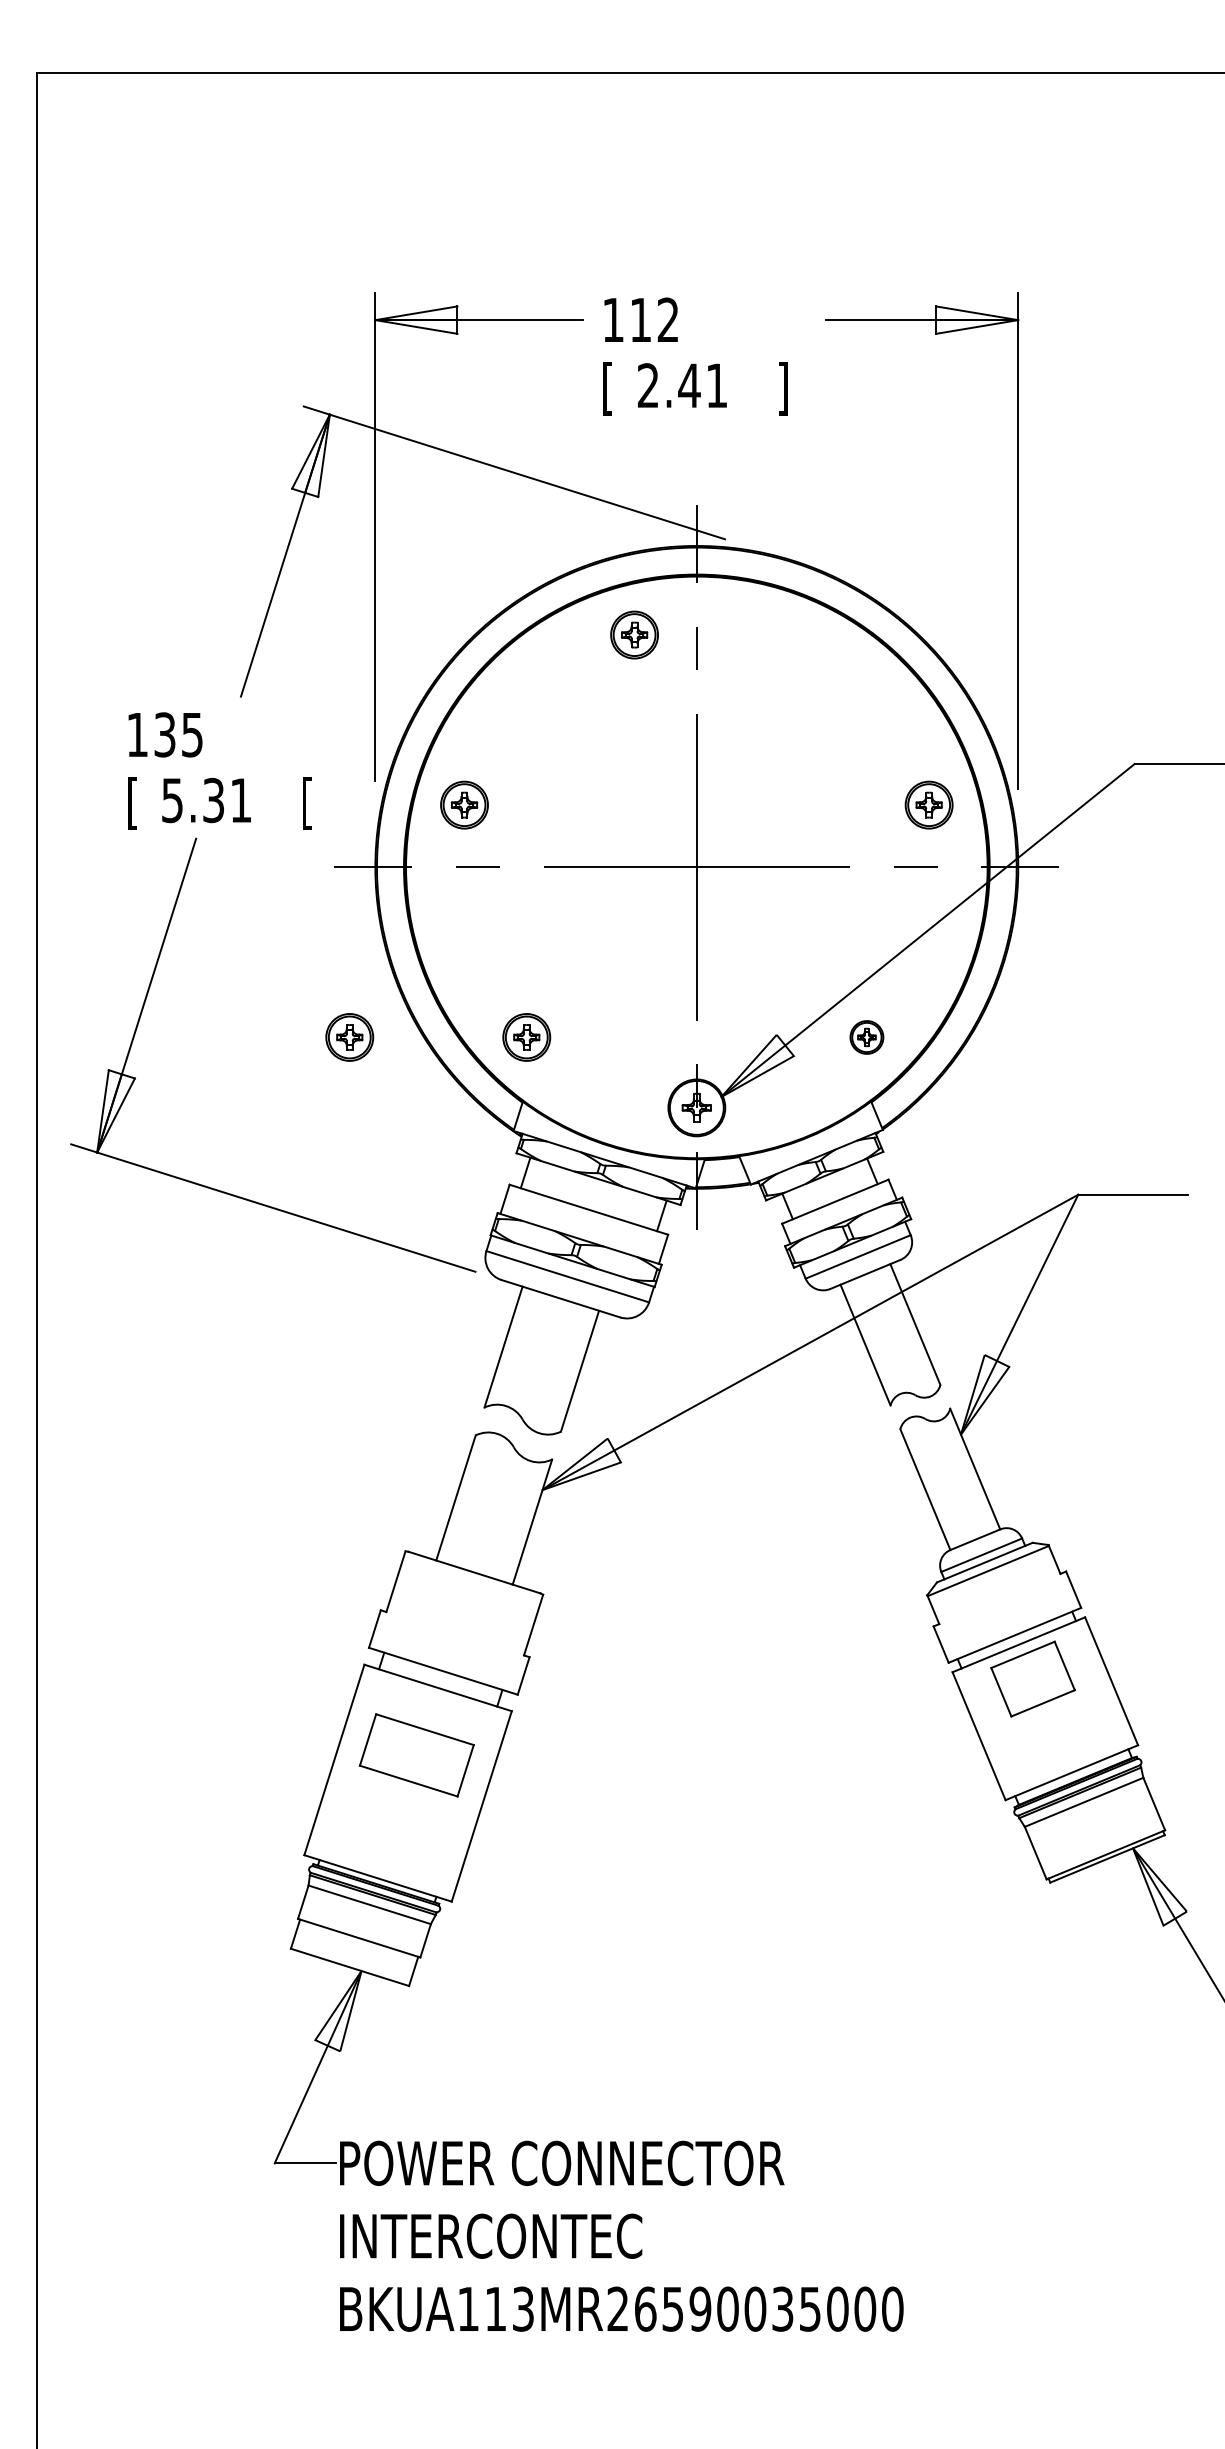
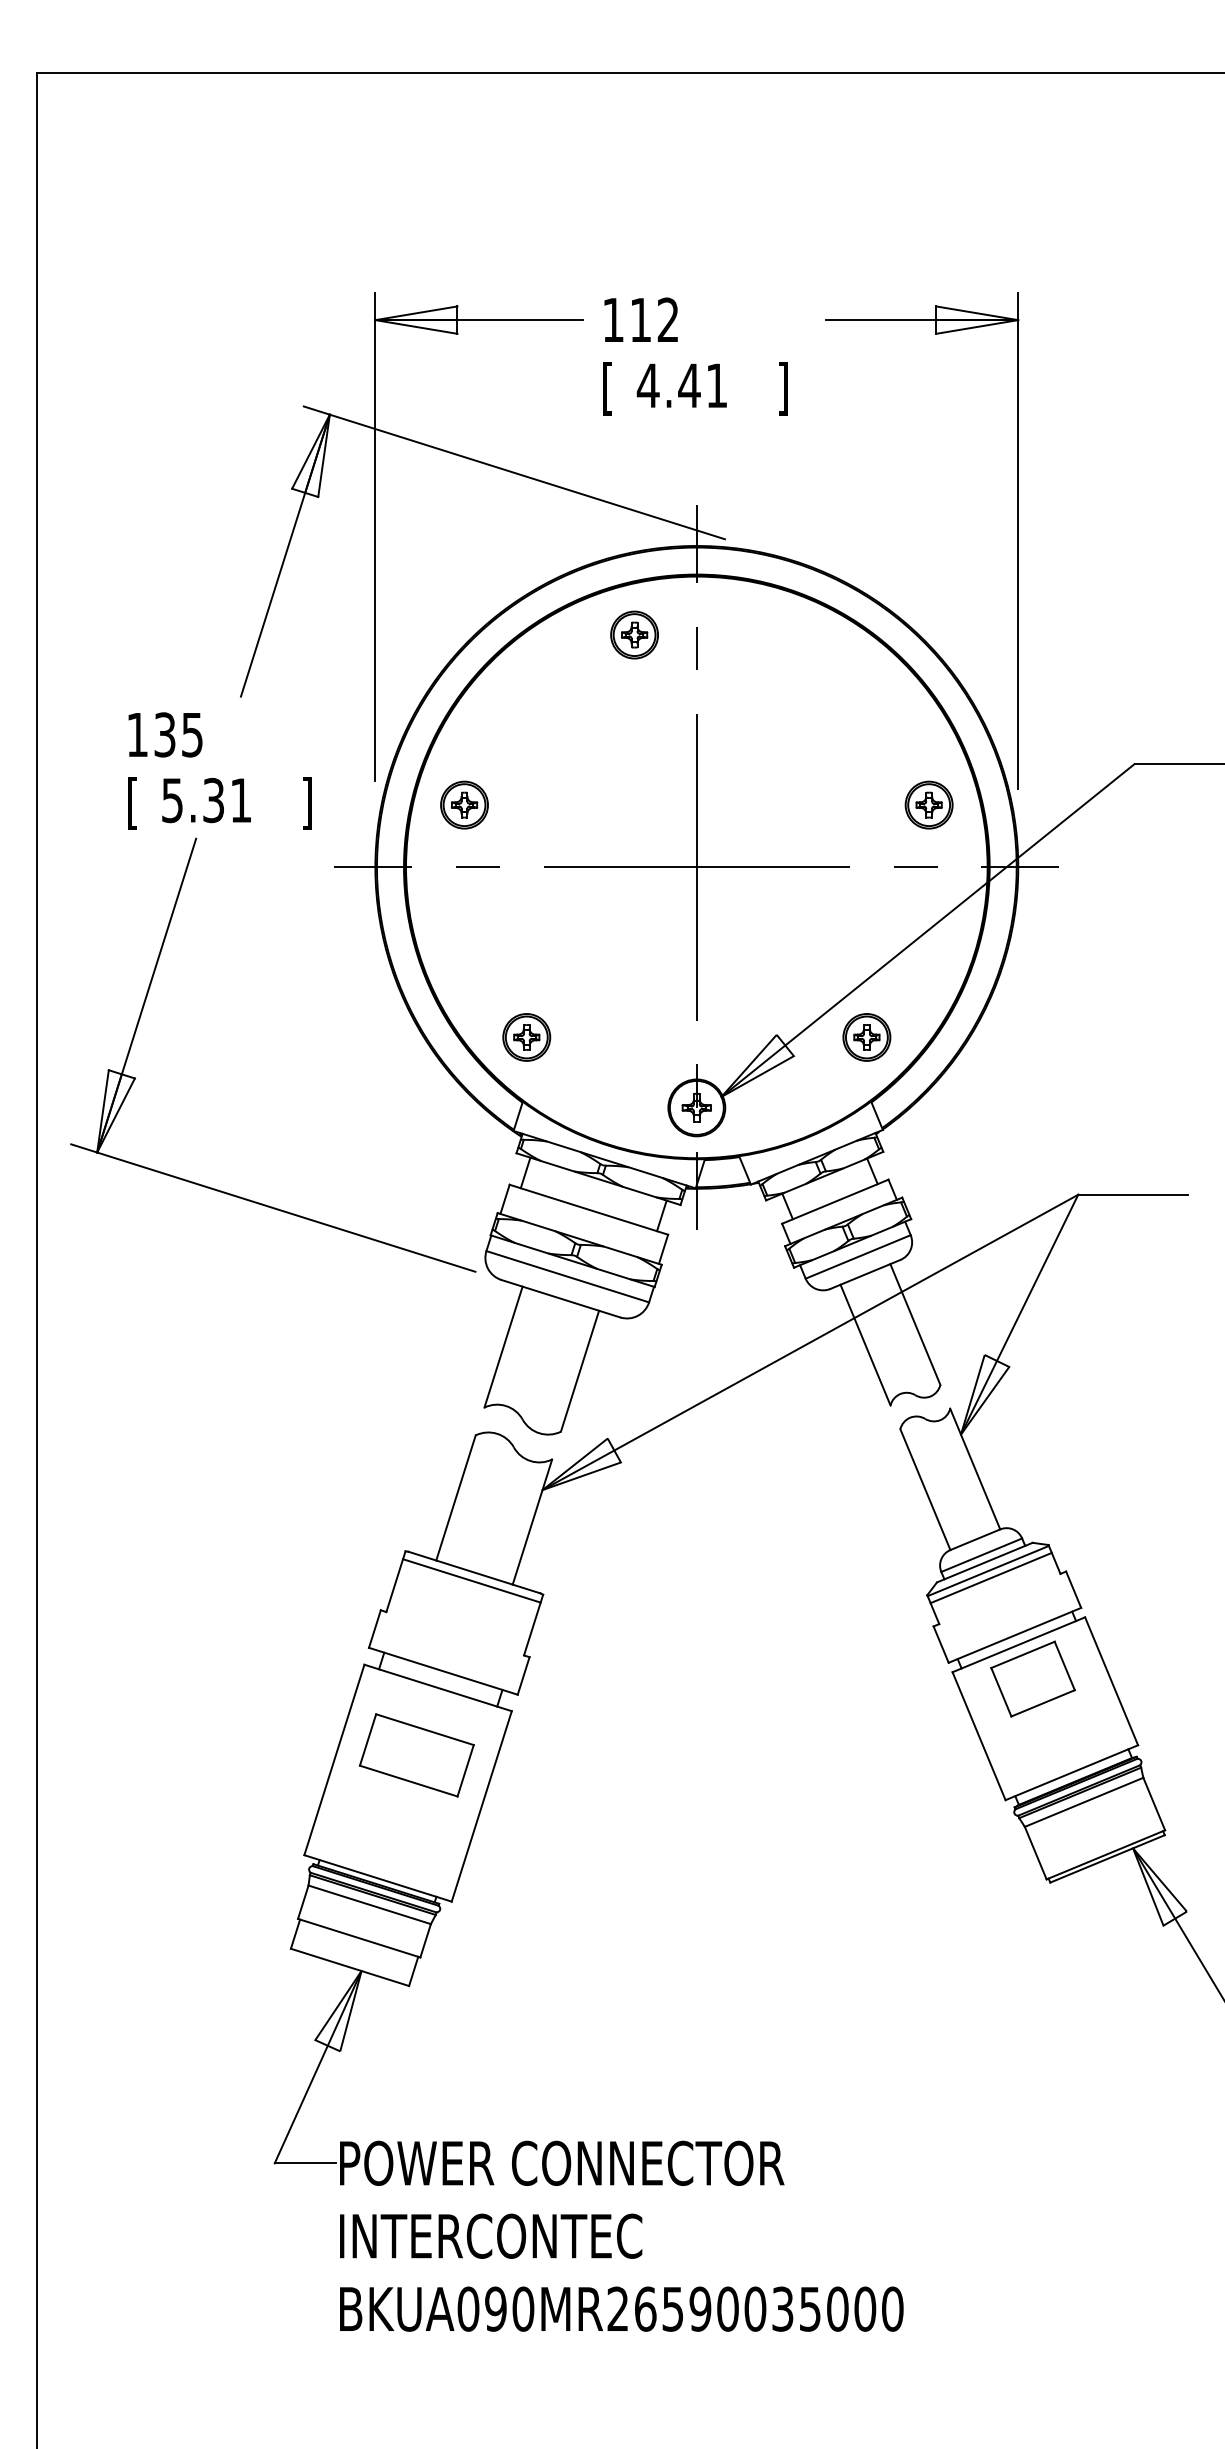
text: 2.41 -> 4.41 (647, 385)
text: [ -> ] (307, 803)
part: present -> none (349, 1037)
part size: 36x35 px -> 50x49 px (866, 1037)
line: none -> present (990, 1577)
line: none -> present (471, 1580)
text: BKUA113MR26590035000 -> BKUA090MR26590035000 (495, 2308)
